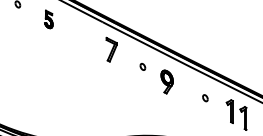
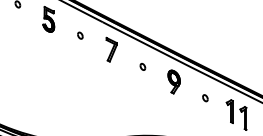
part size: 10x21 px -> 14x27 px (48, 19)
part: none -> present (80, 35)
part position: (166, 81) -> (173, 81) (173, 81)
